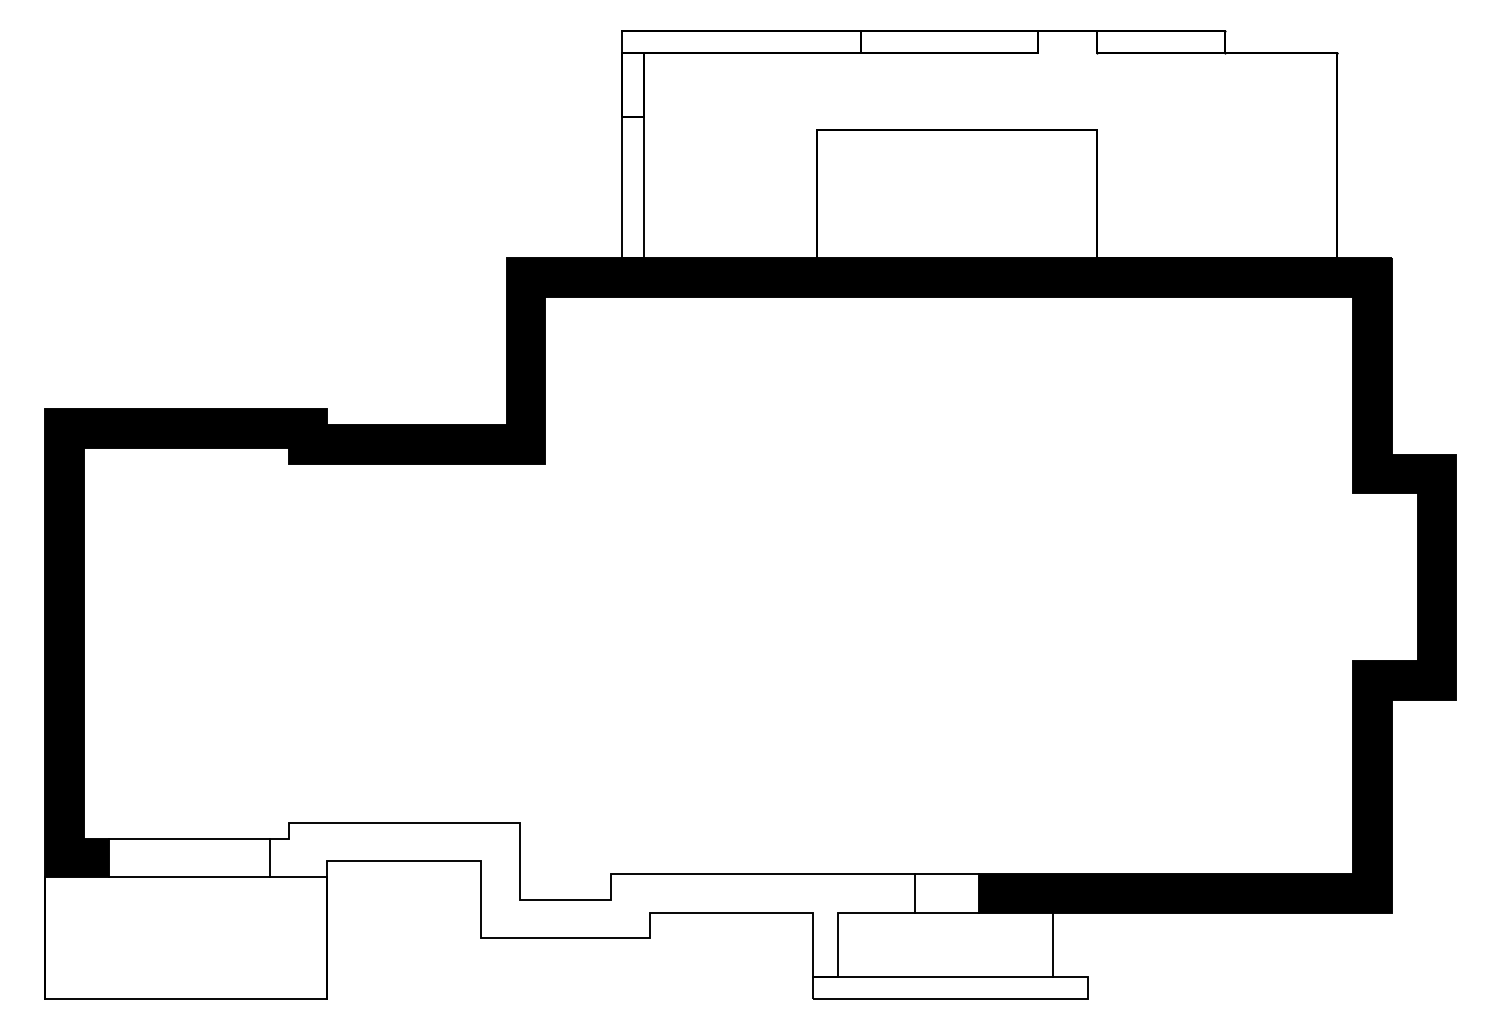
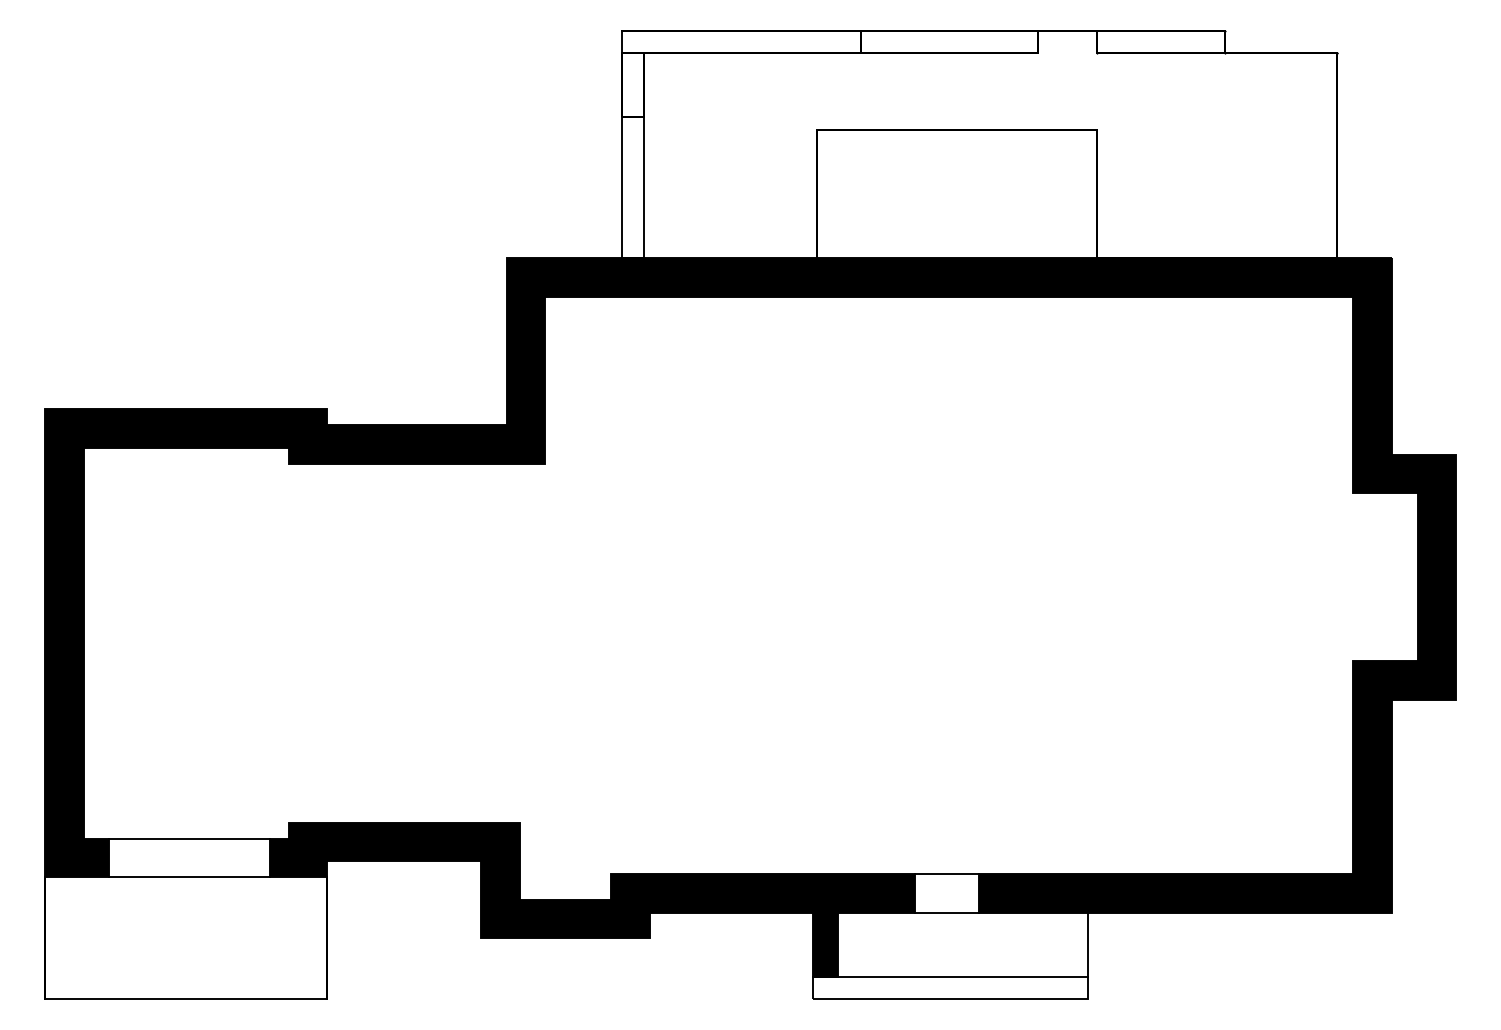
fill: none -> present (591, 899)
line position: (1053, 944) -> (1088, 944) (1088, 944)
